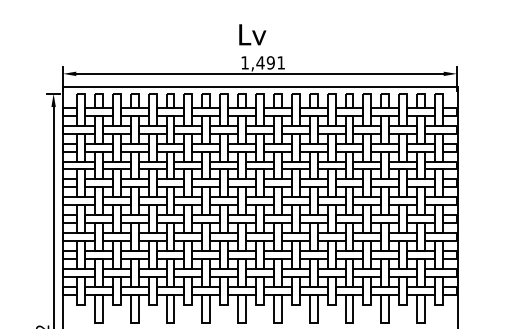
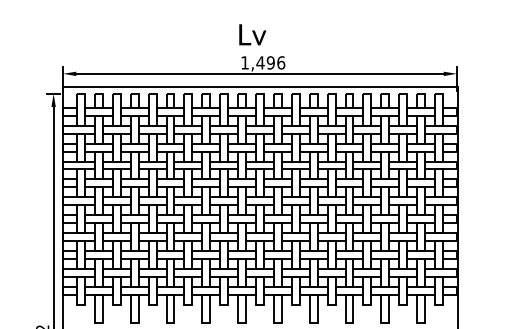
text: 1,491 -> 1,496 (281, 62)
